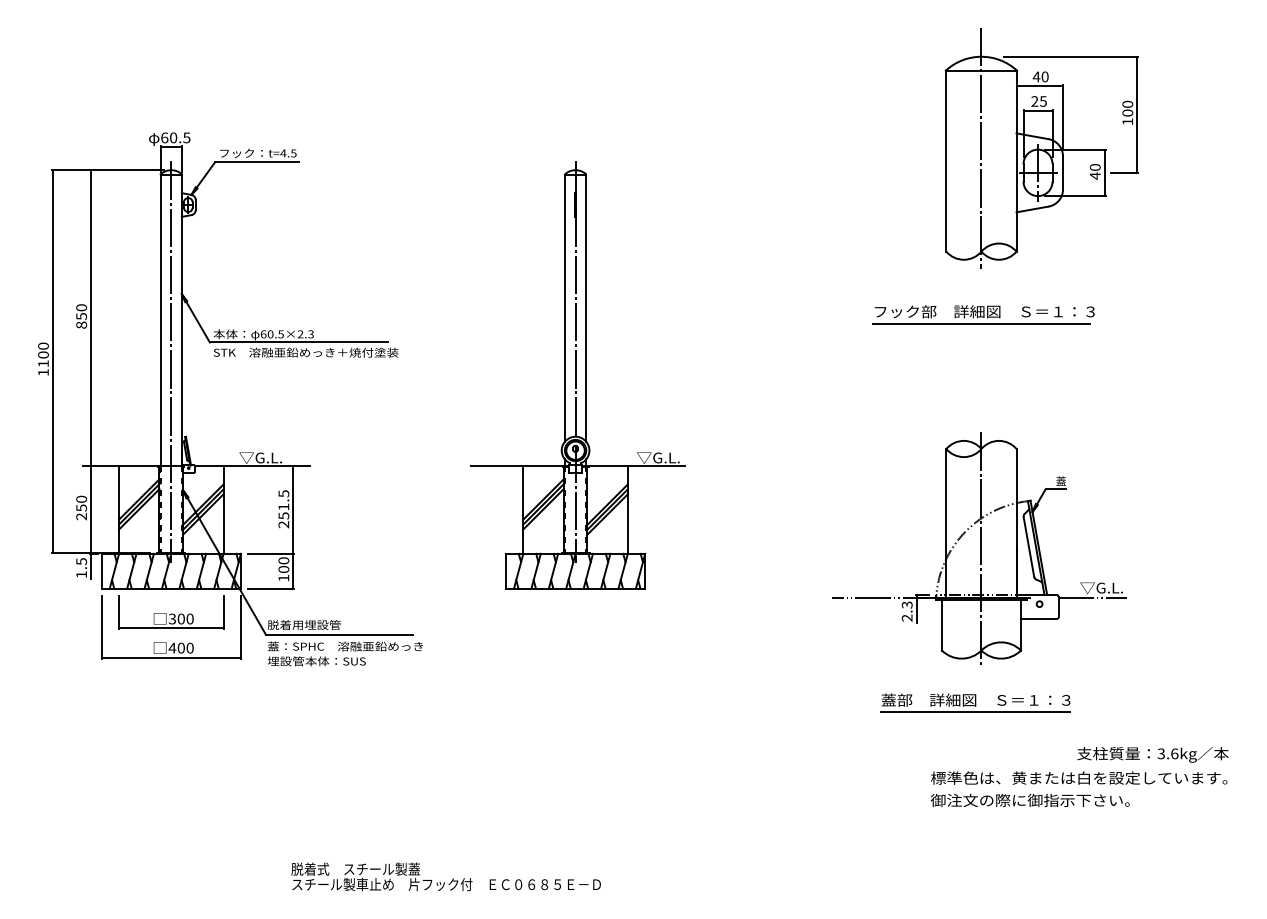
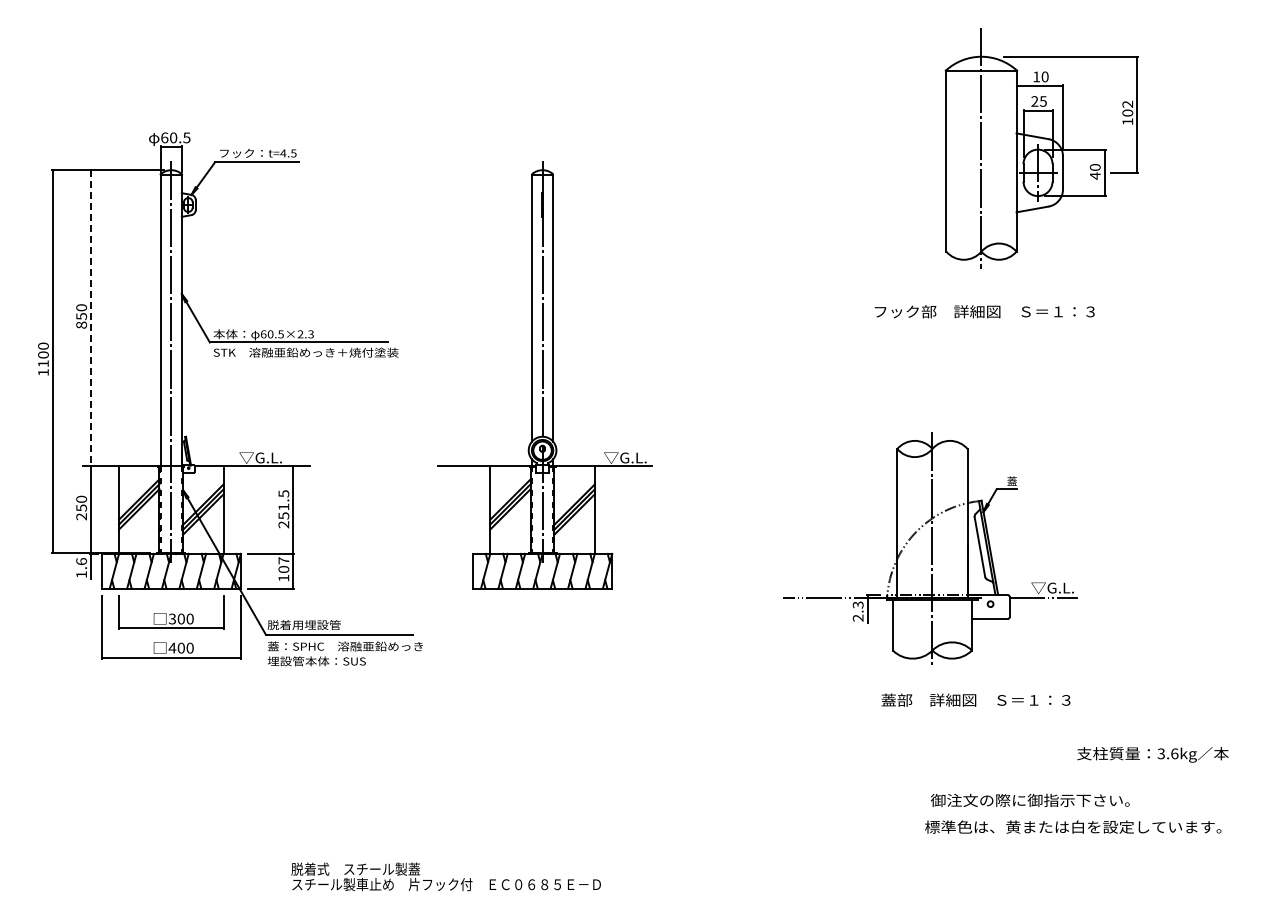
text: 40 -> 10 (1036, 76)
text: 100 -> 102 (1127, 103)
line: solid -> dashed (90, 318)
line: present -> none (981, 323)
part position: (577, 375) -> (544, 375) (544, 375)
part position: (979, 548) -> (930, 548) (930, 548)
text: 100 -> 107 (283, 560)
text: 1.5 -> 1.6 (81, 561)
line: present -> none (975, 712)
text position: (1079, 777) -> (1073, 826) (1073, 826)
